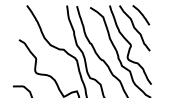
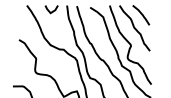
line: none -> present (52, 10)
